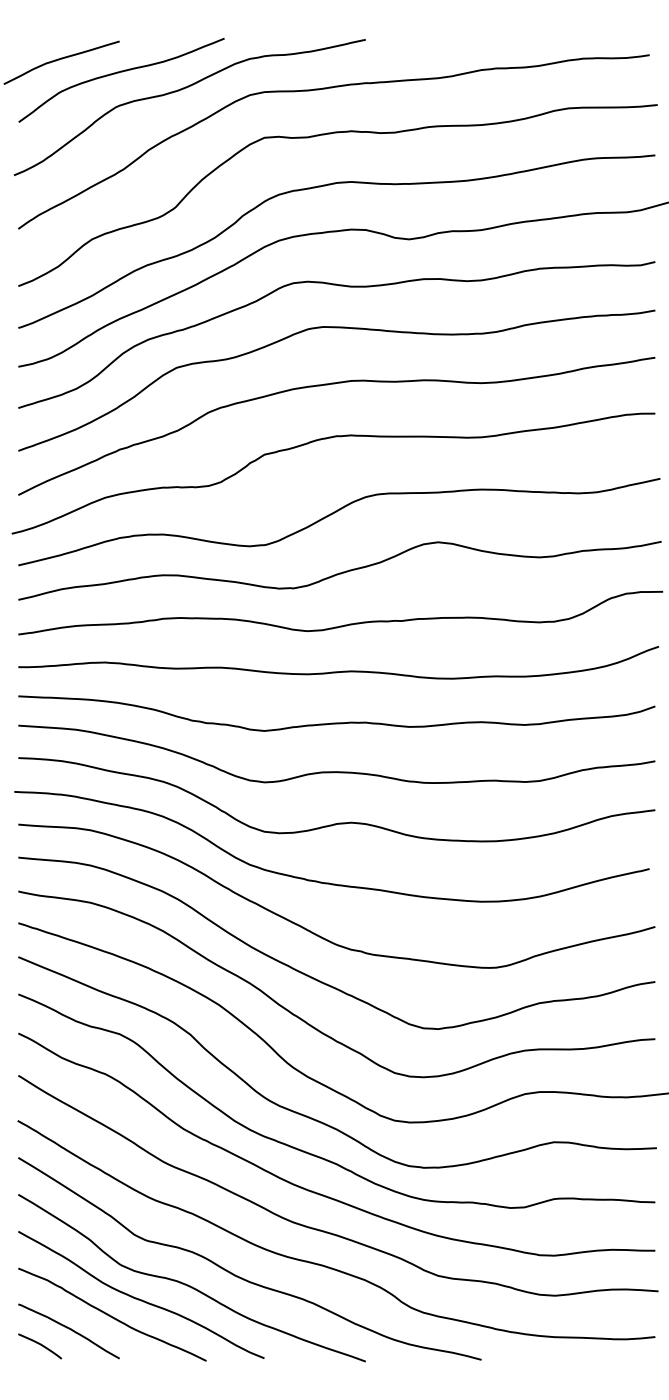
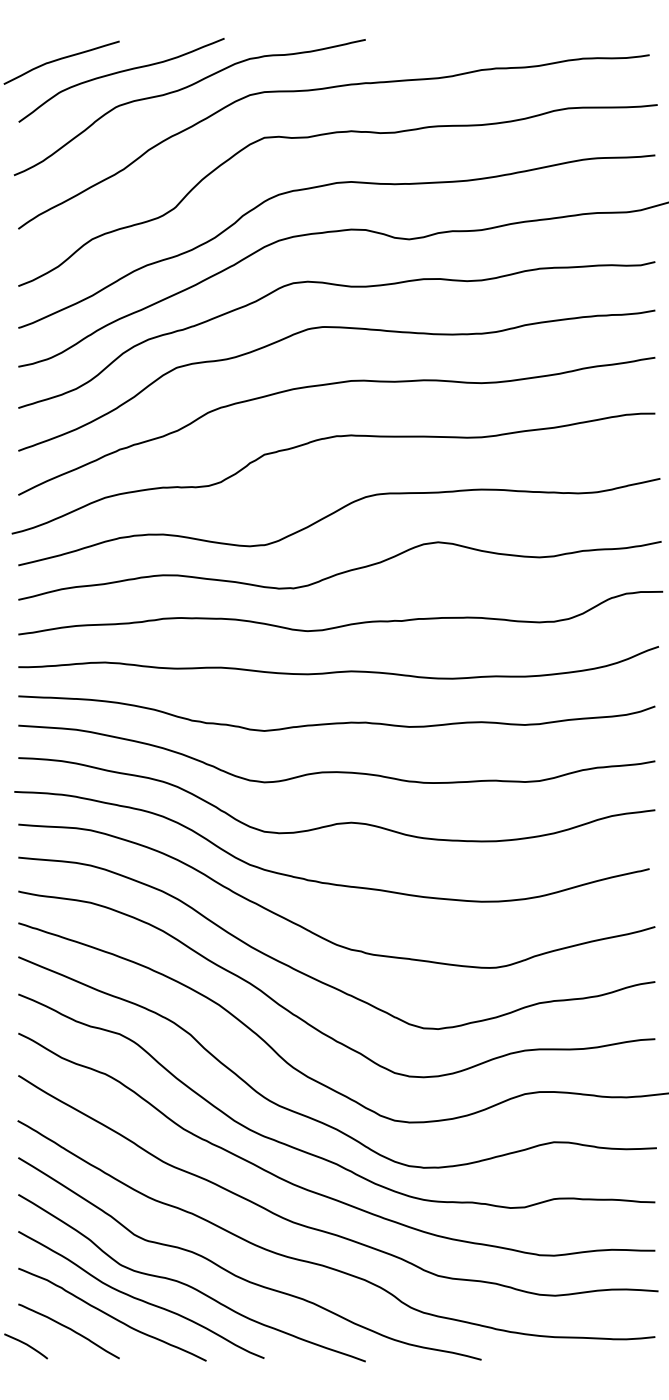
curve position: (40, 1345) -> (26, 1345) (26, 1345)
